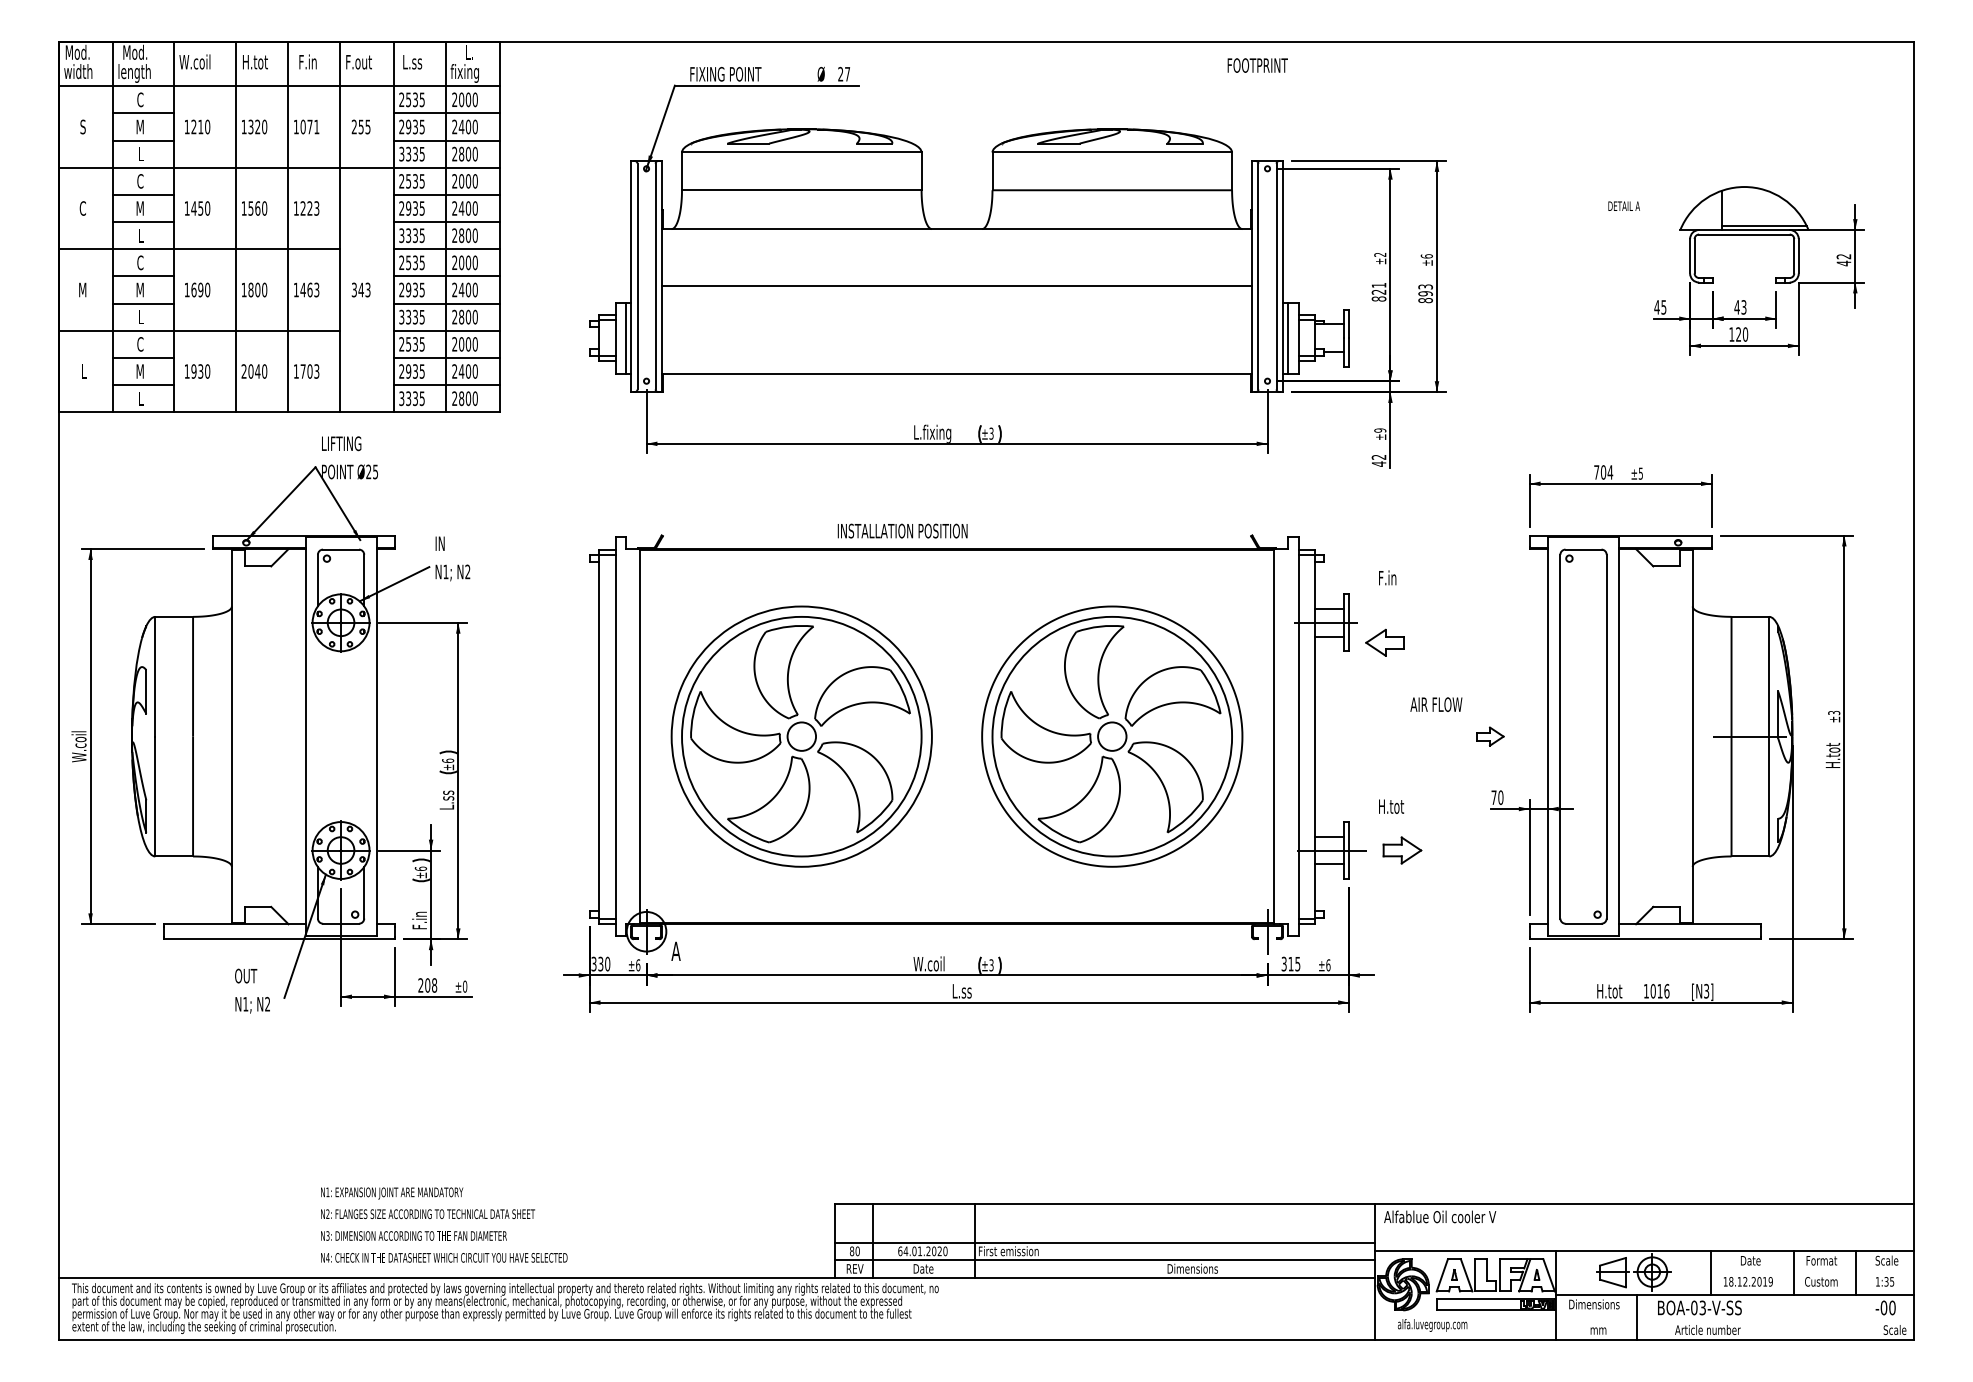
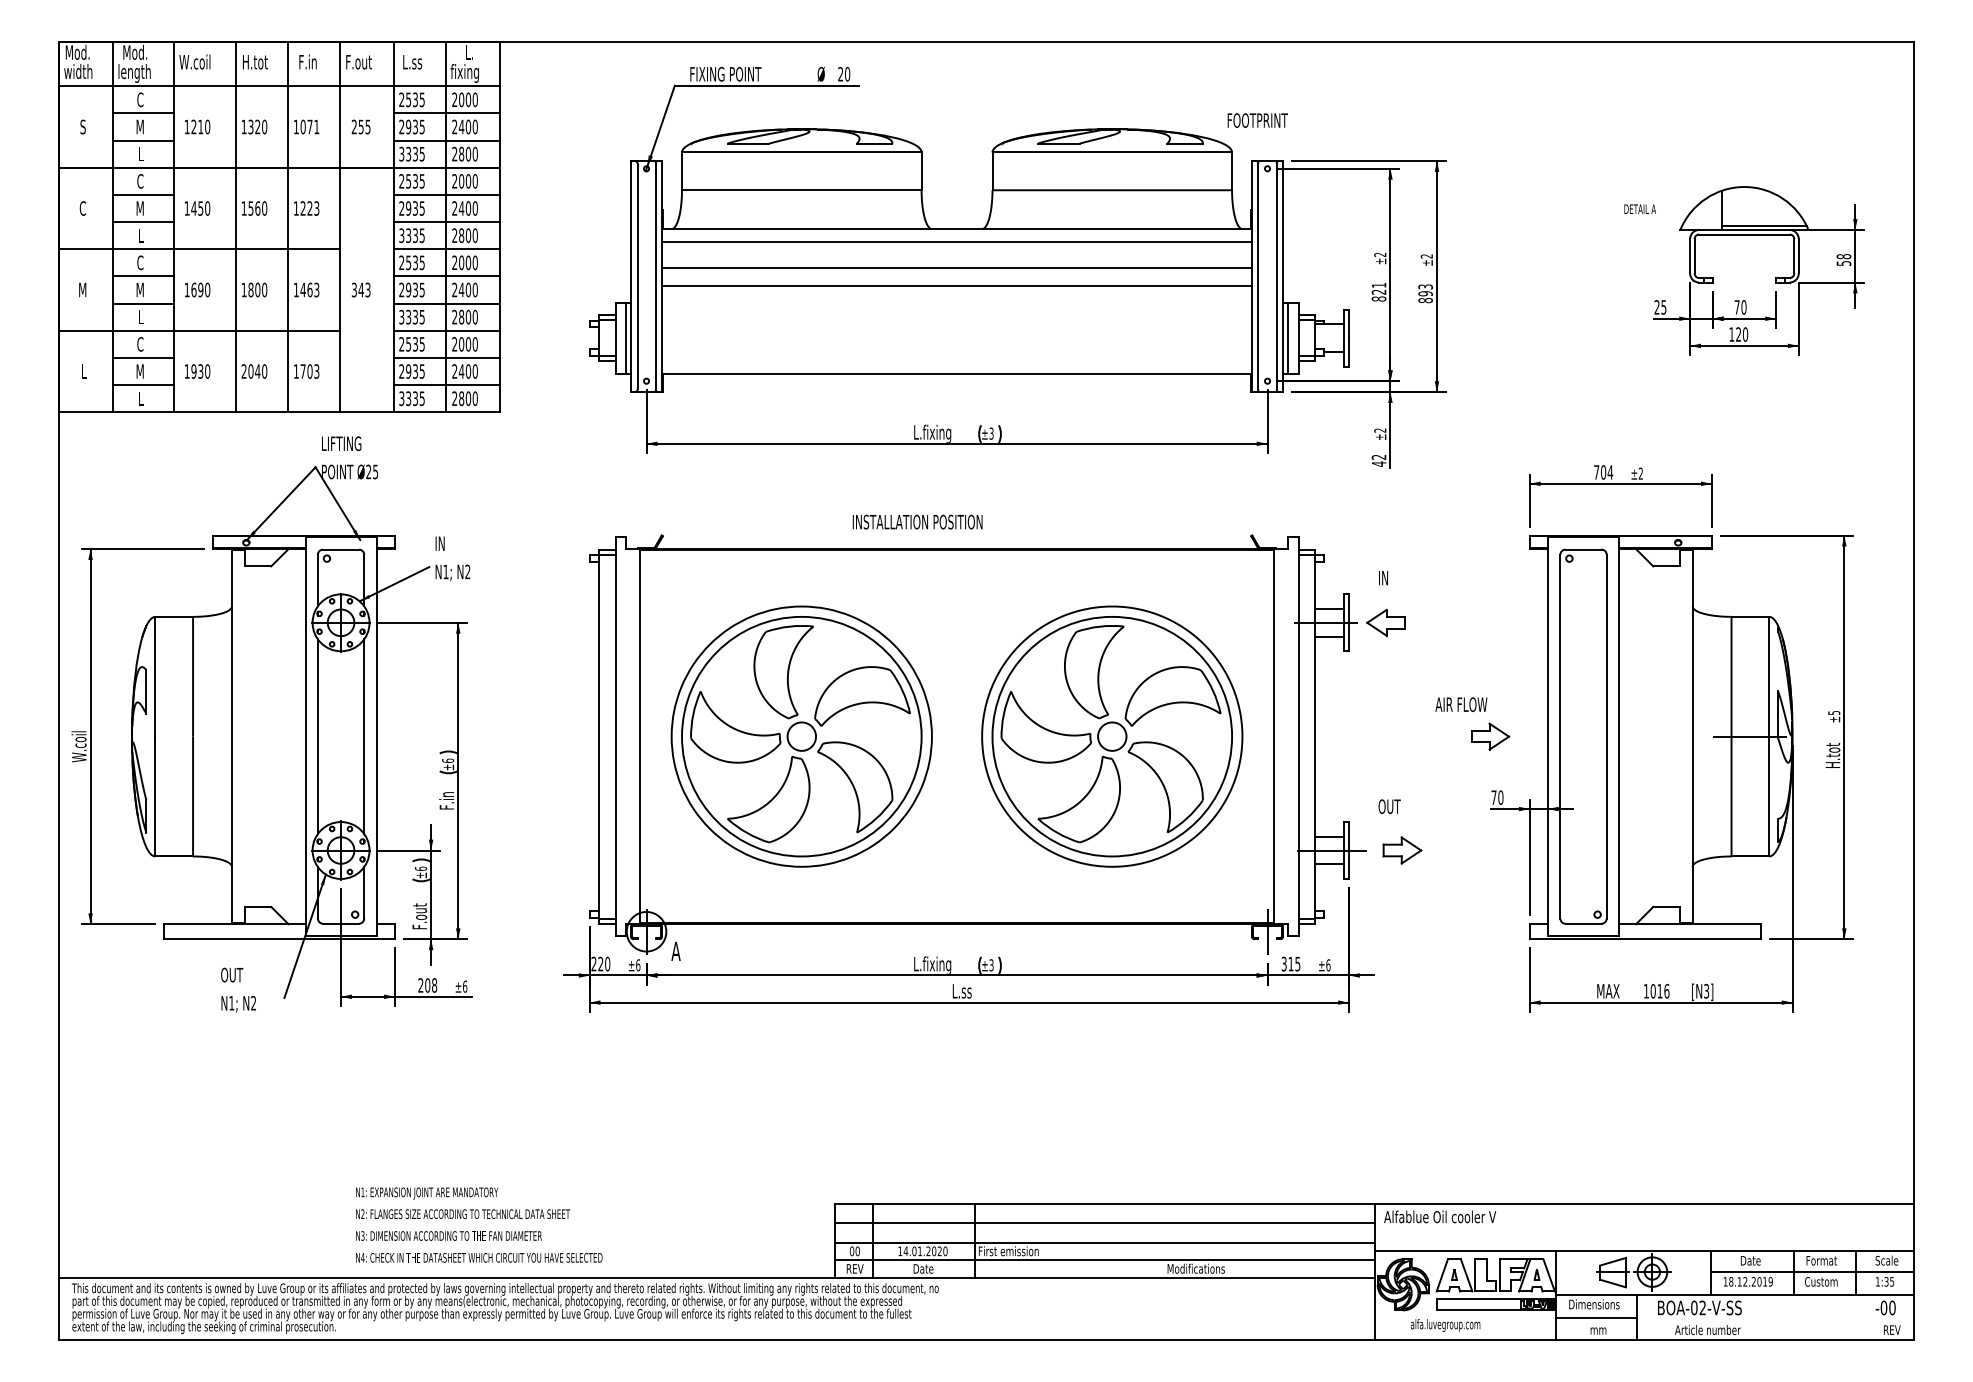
text position: (1257, 65) -> (1257, 120) (1257, 120)
text: 27 -> 20 (847, 73)
text position: (1623, 205) -> (1639, 208) (1639, 208)
line: none -> present (957, 242)
text: ±6 -> ±2 (1426, 256)
text: 42 -> 58 (1843, 260)
line: none -> present (957, 268)
text: 45 -> 25 (1656, 307)
text: 43 -> 70 (1740, 307)
text: ±9 -> ±2 (1380, 430)
text: ±5 -> ±2 (1640, 473)
text position: (902, 530) -> (917, 521) (917, 521)
text: F.in -> IN (1388, 577)
part position: (1384, 642) -> (1385, 622) (1385, 622)
text position: (1436, 704) -> (1461, 704) (1461, 704)
text: ±3 -> ±5 (1833, 712)
line: none -> present (317, 736)
line: none -> present (364, 736)
part size: 29x21 px -> 40x29 px (1490, 736)
text: L.ss -> F.in (446, 799)
text: H.tot -> OUT (1391, 806)
text: F.in -> F.out (419, 911)
text: 330 -> 220 (597, 964)
text: W.coil -> L.fixing (932, 964)
text: ±0 -> ±6 (465, 986)
text position: (252, 990) -> (238, 989) (238, 989)
text: H.tot -> MAX (1610, 991)
line: none -> present (1104, 1223)
text position: (444, 1224) -> (479, 1224) (479, 1224)
text: 80 -> 00 (851, 1251)
text: 64.01.2020 -> 14.01.2020 (900, 1251)
text: Dimensions -> Modifications (1196, 1268)
line: none -> present (1811, 1272)
text: BOA-03-V-SS -> BOA-02-V-SS (1702, 1308)
line: none -> present (1596, 1318)
text position: (1432, 1325) -> (1445, 1325) (1445, 1325)
text: Scale -> REV (1894, 1329)
